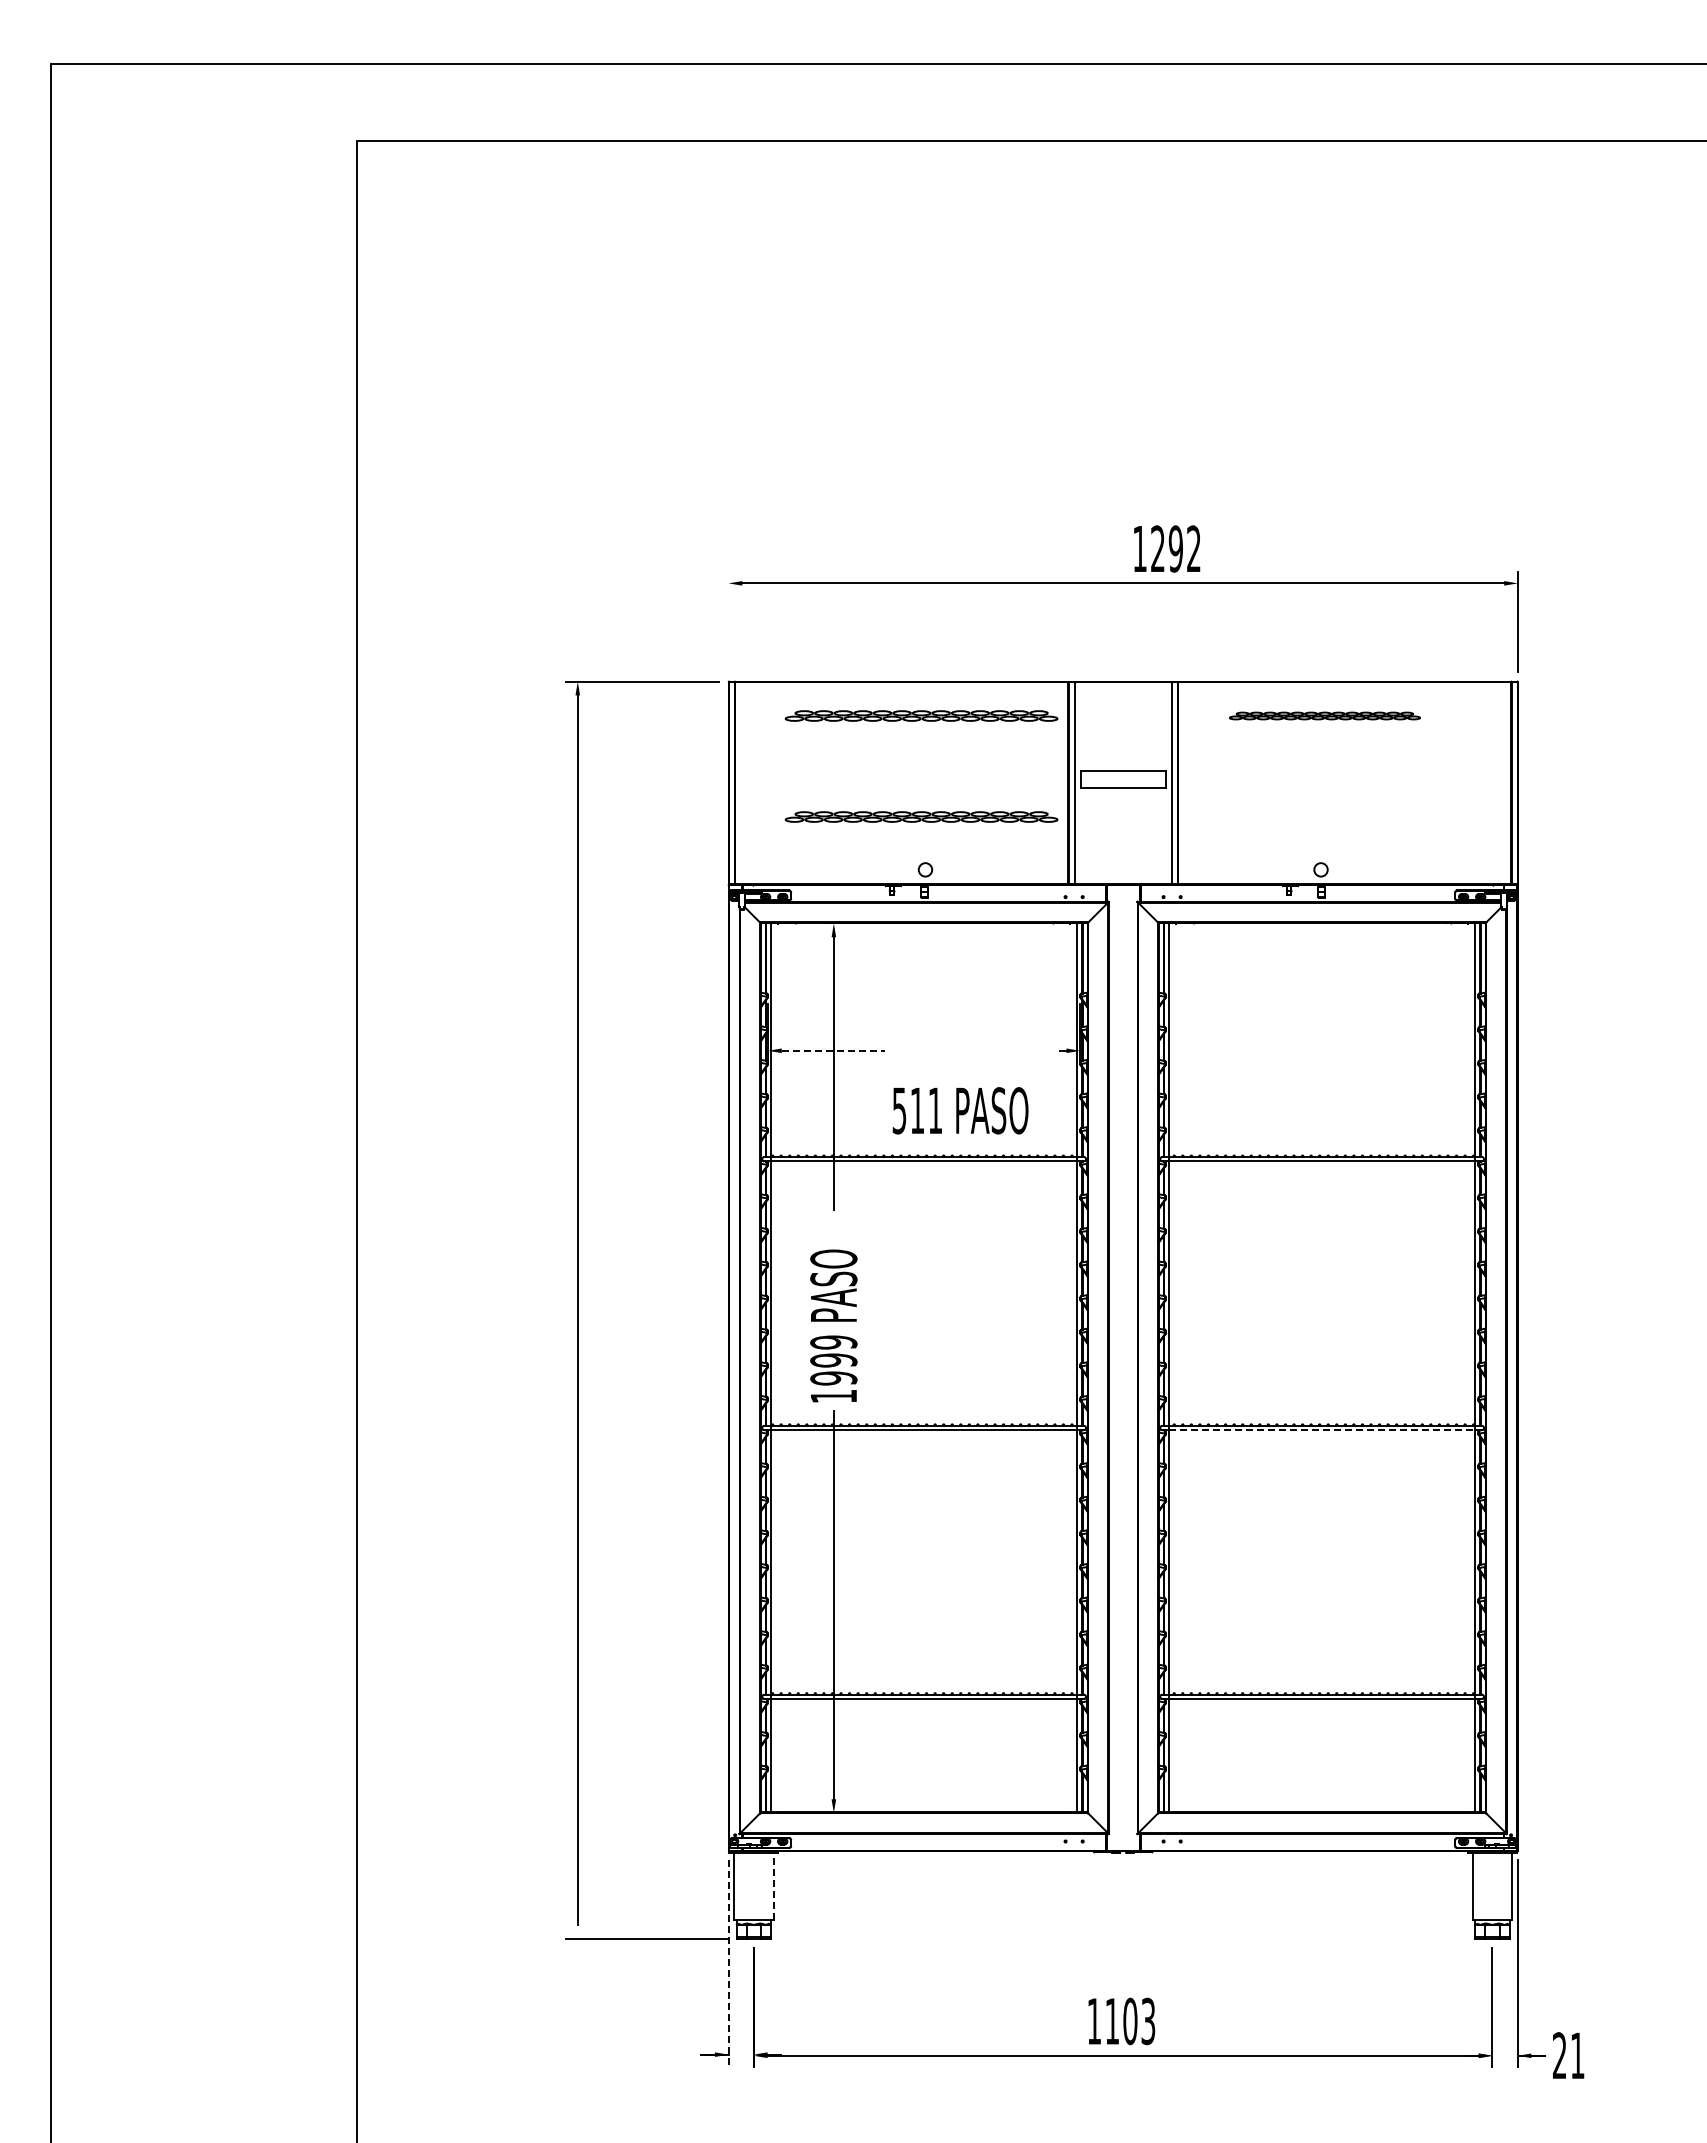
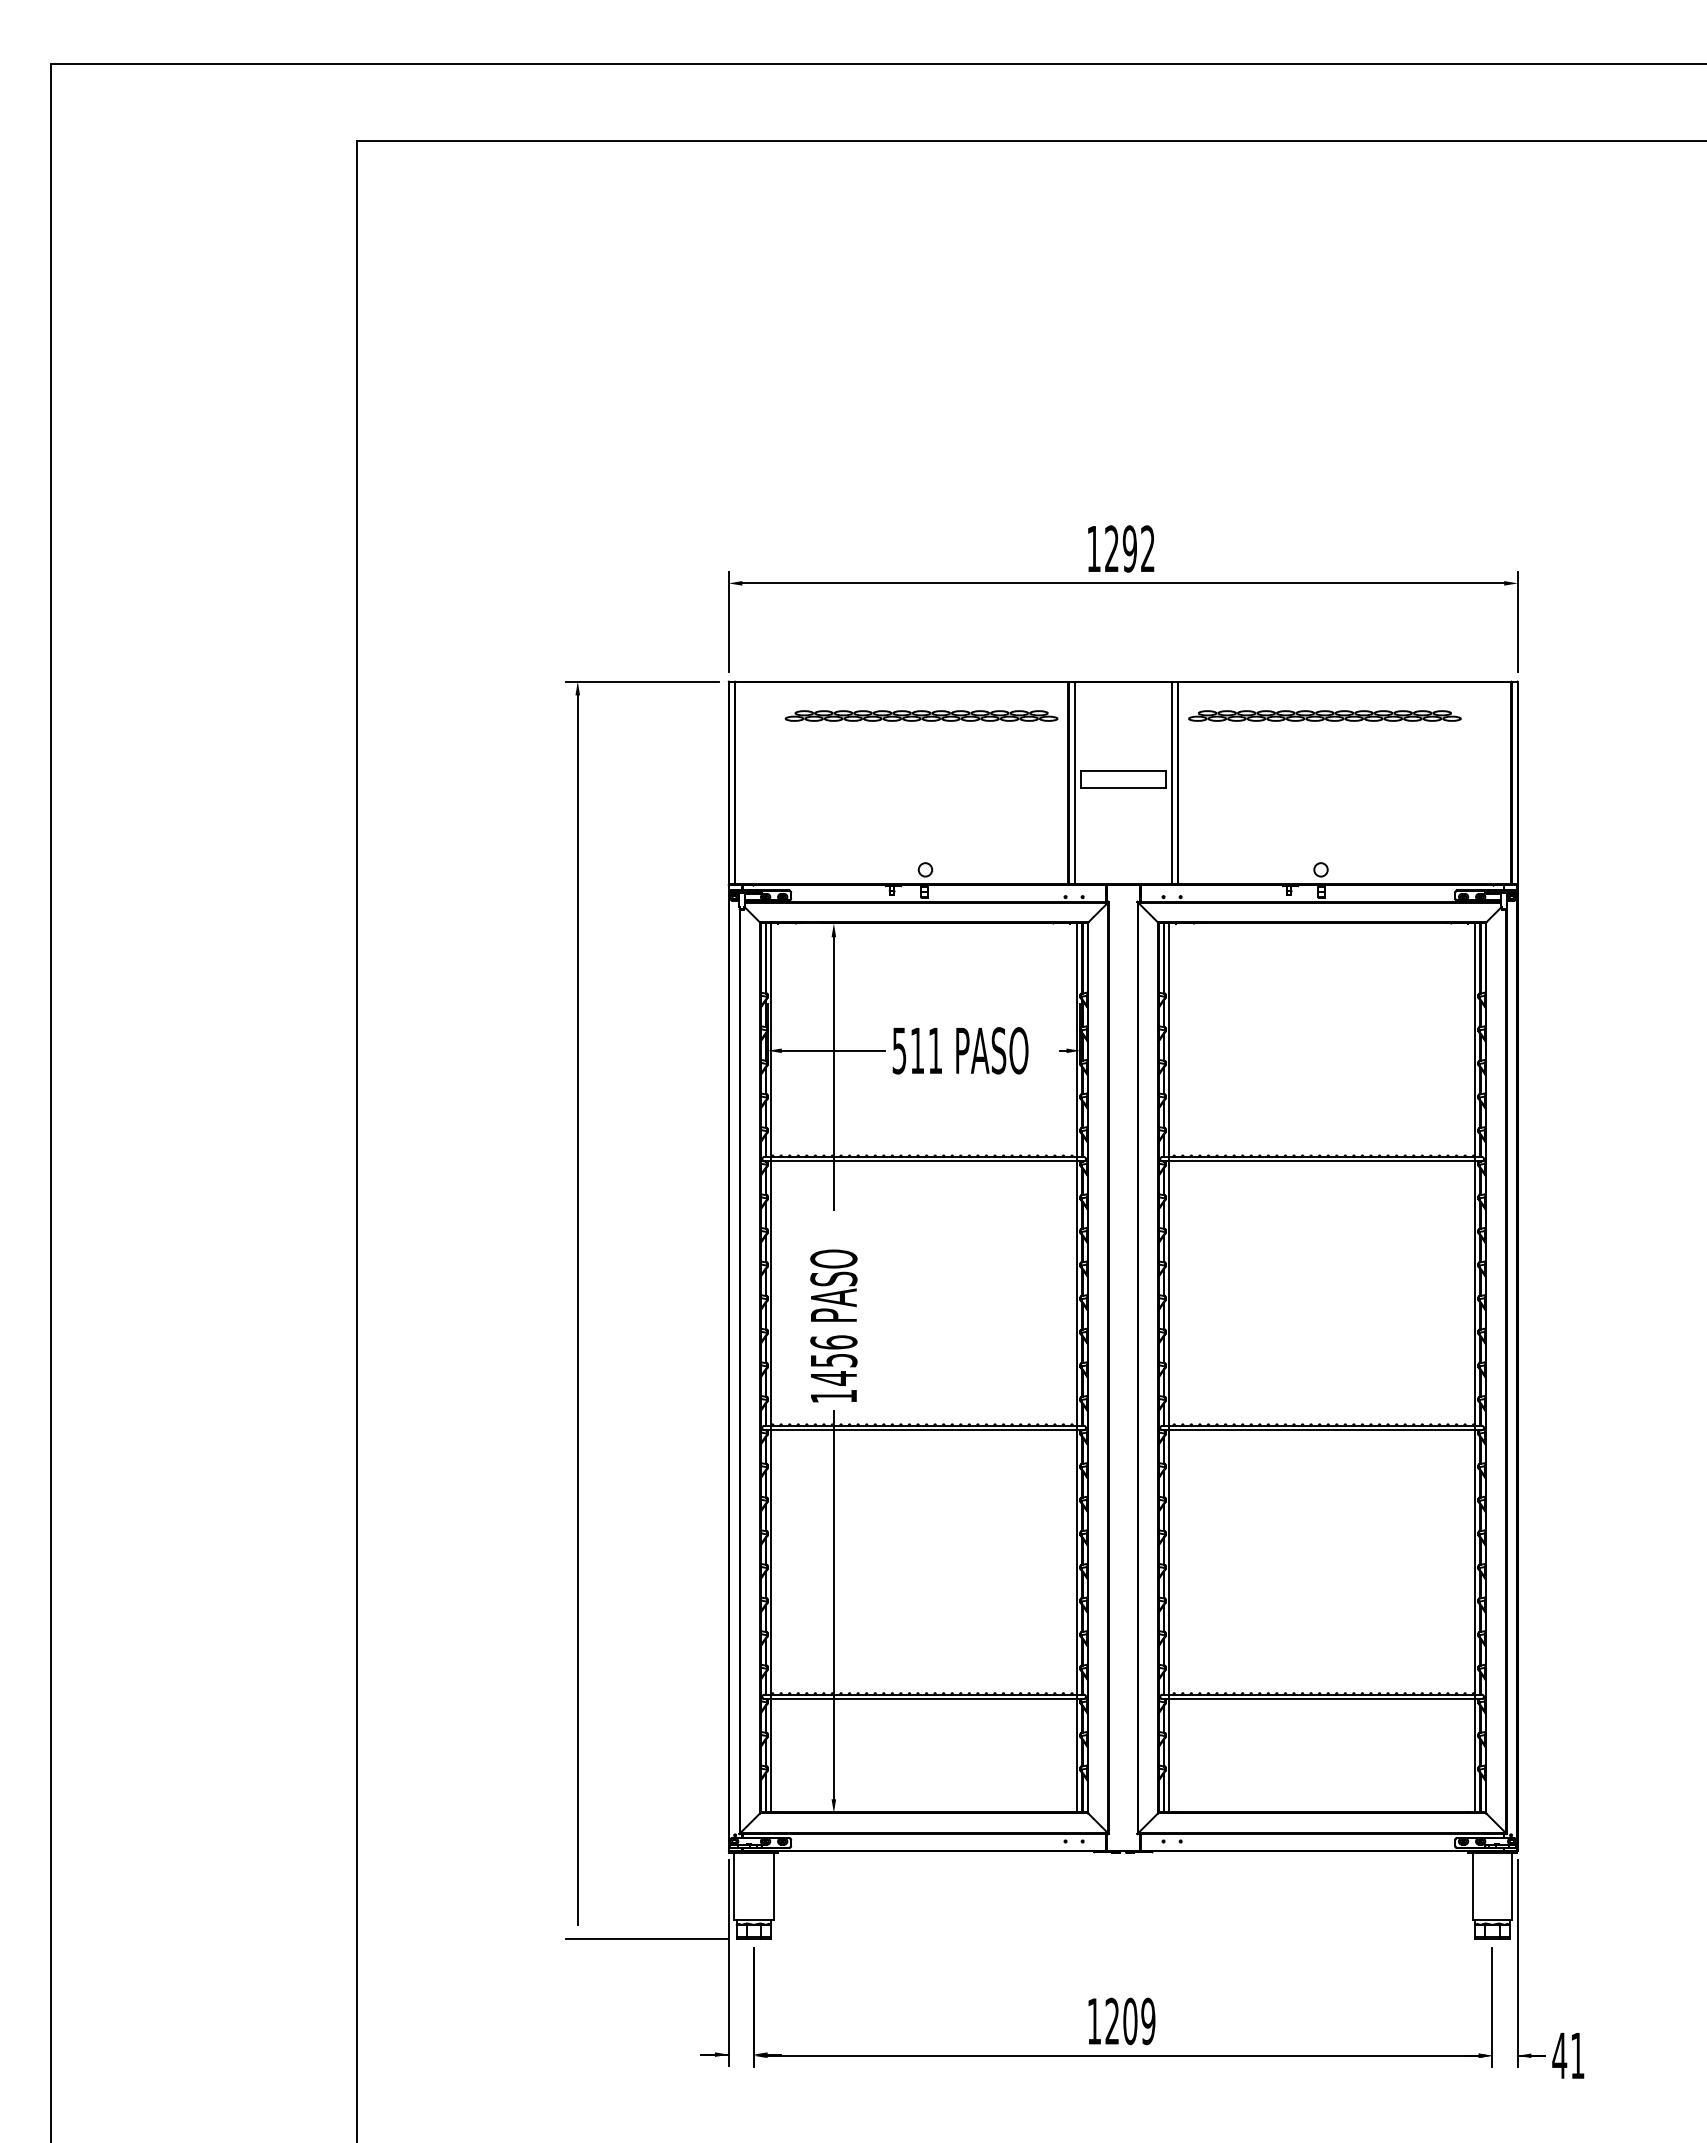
text position: (1167, 548) -> (1121, 548) (1121, 548)
line: none -> present (728, 621)
part size: 192x10 px -> 274x12 px (1324, 715)
part: present -> none (921, 816)
line: dashed -> solid (833, 1050)
text position: (960, 1110) -> (960, 1050) (960, 1050)
text: 1999 -> 1456 (833, 1360)
line: dashed -> solid (1322, 1430)
line: dashed -> solid (773, 1886)
line: dashed -> solid (728, 1963)
text: 1103 -> 1209 (1130, 2020)
text: 21 -> 41 (1559, 2055)
